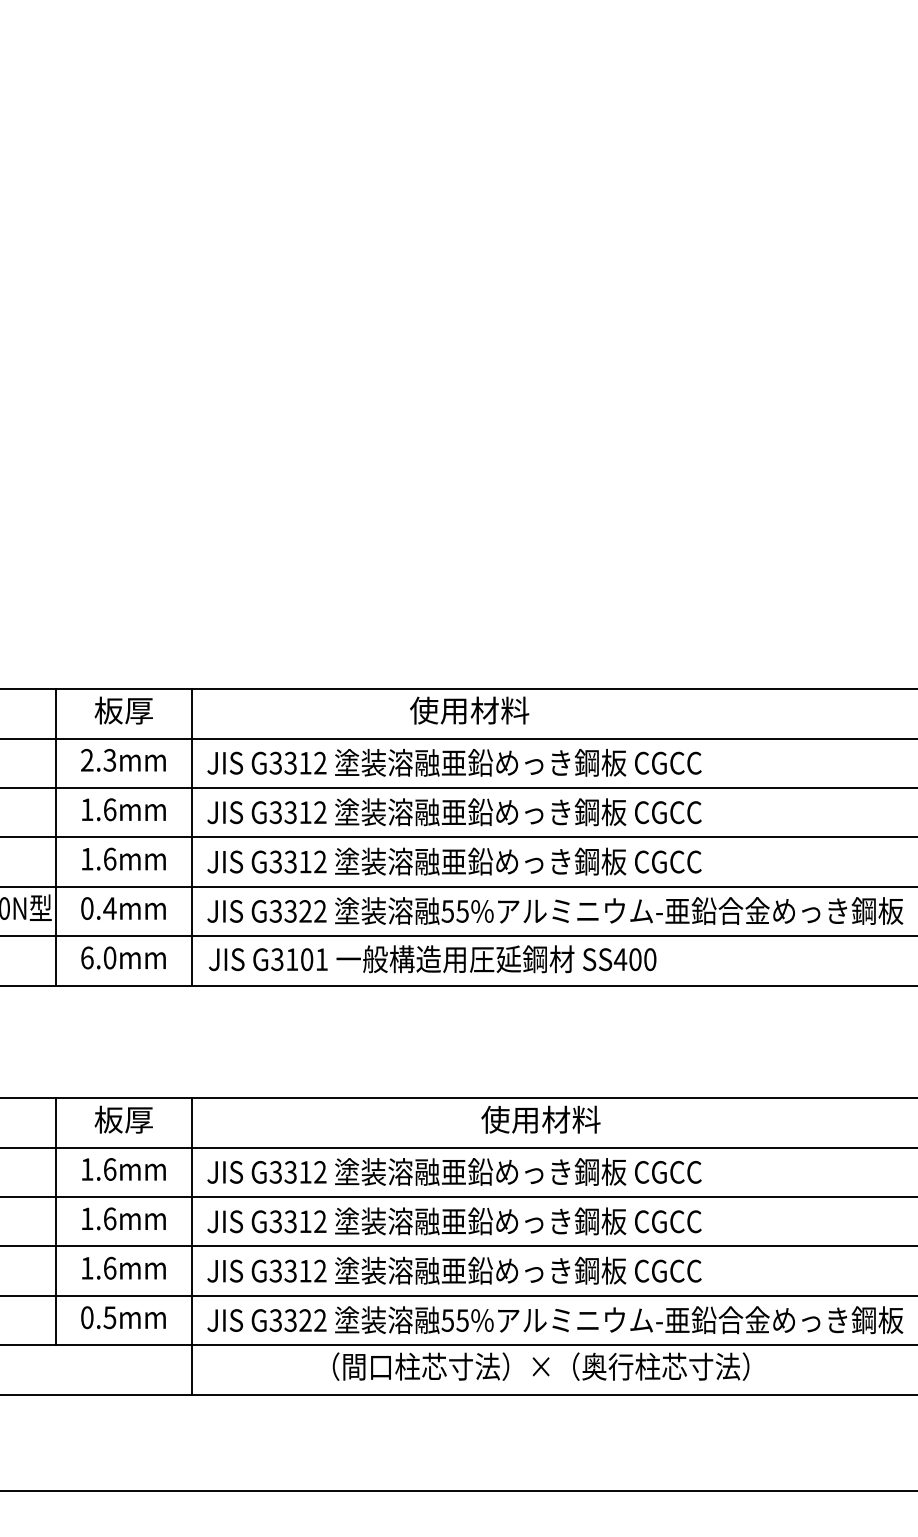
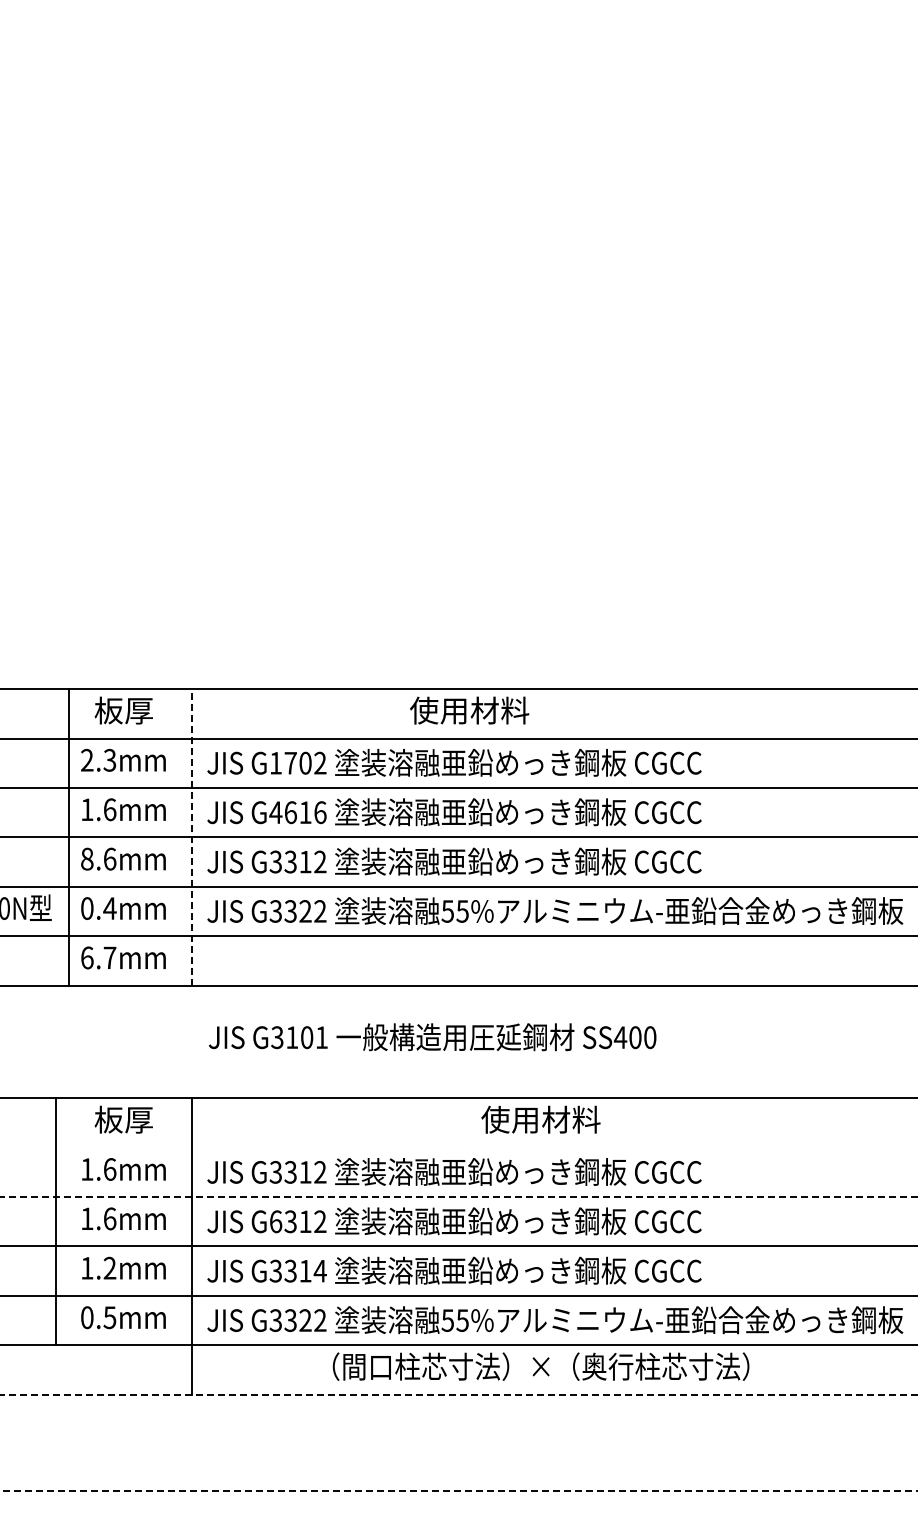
text: G3312 -> G1702 (290, 762)
text: G3312 -> G4616 (297, 812)
line: solid -> dashed (191, 836)
line position: (56, 837) -> (69, 837) (69, 837)
text: 1.6mm -> 8.6mm (87, 858)
text: 6.0mm -> 6.7mm (109, 957)
text position: (432, 959) -> (432, 1037) (432, 1037)
line: present -> none (458, 1147)
line: solid -> dashed (459, 1197)
text: G3312 -> G6312 (275, 1221)
text: 1.6mm -> 1.2mm (109, 1267)
text: G3312 -> G3314 (319, 1270)
line: solid -> dashed (459, 1394)
line: solid -> dashed (459, 1490)
